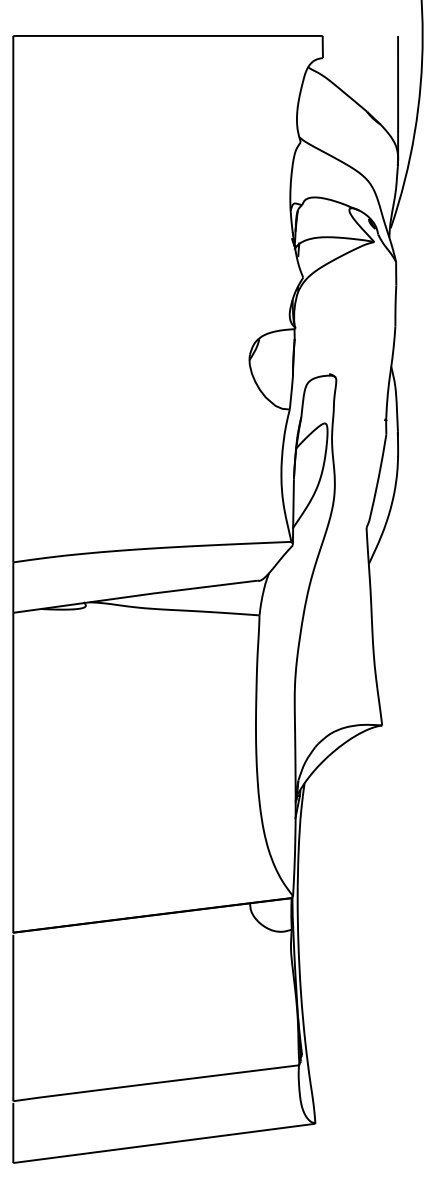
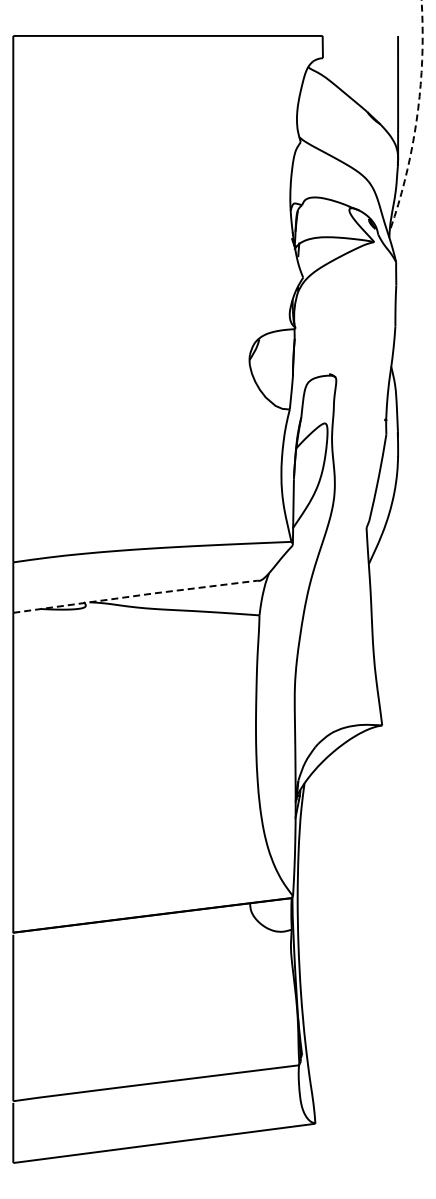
arc: solid -> dashed (417, 114)
line: solid -> dashed (136, 595)
